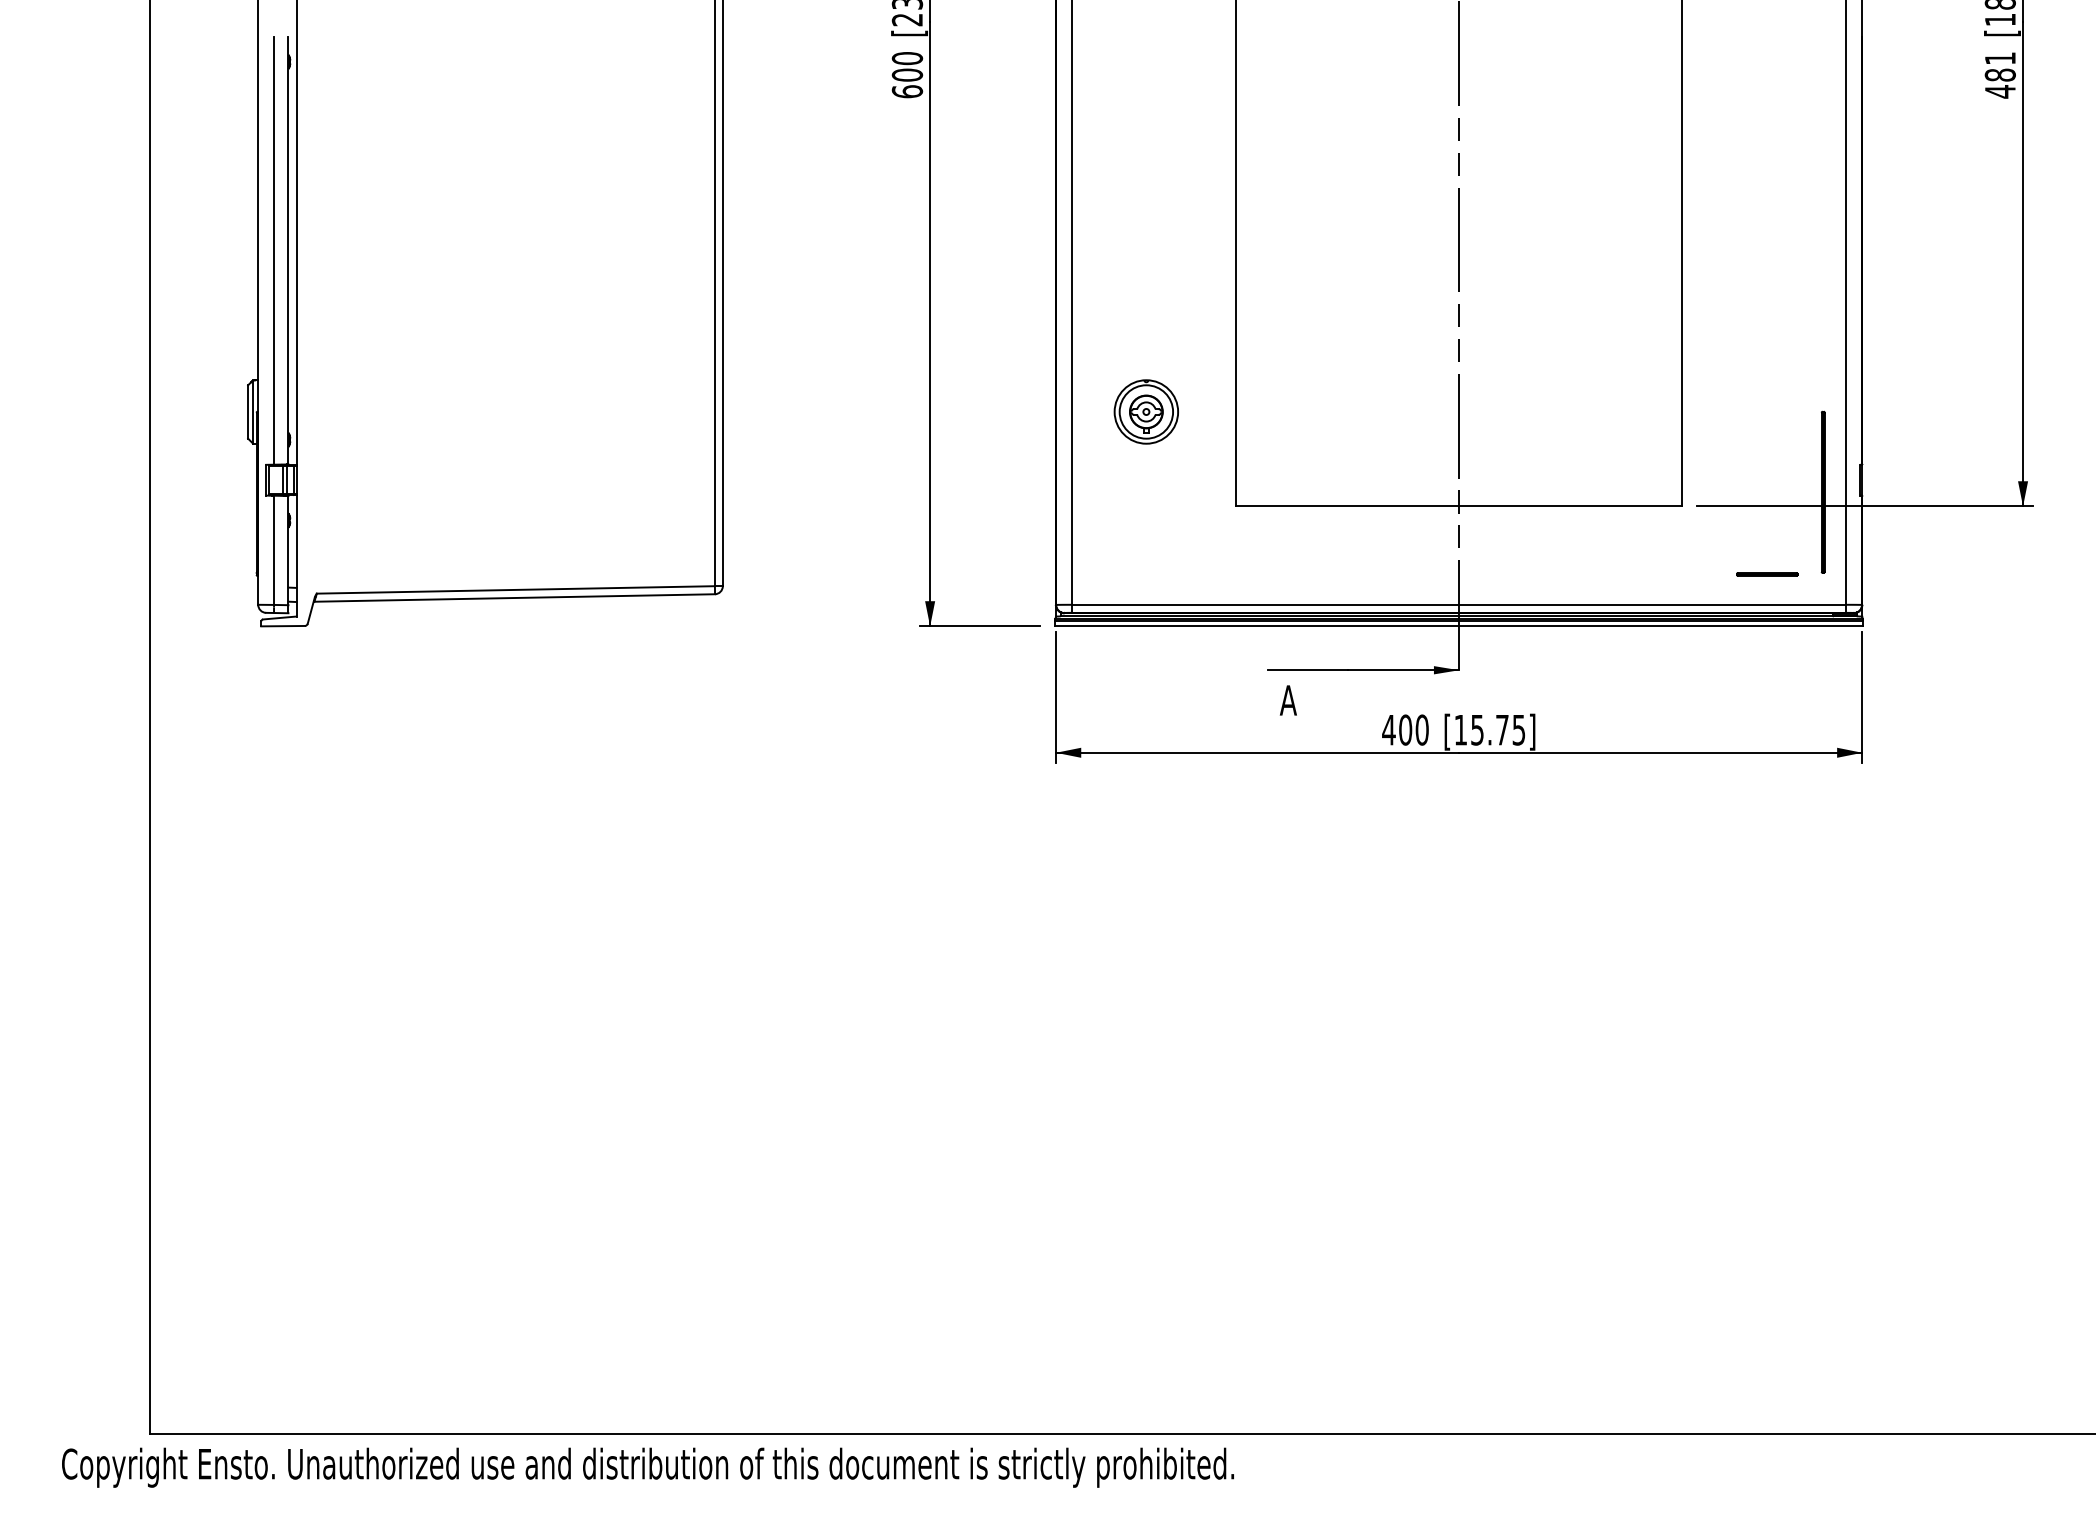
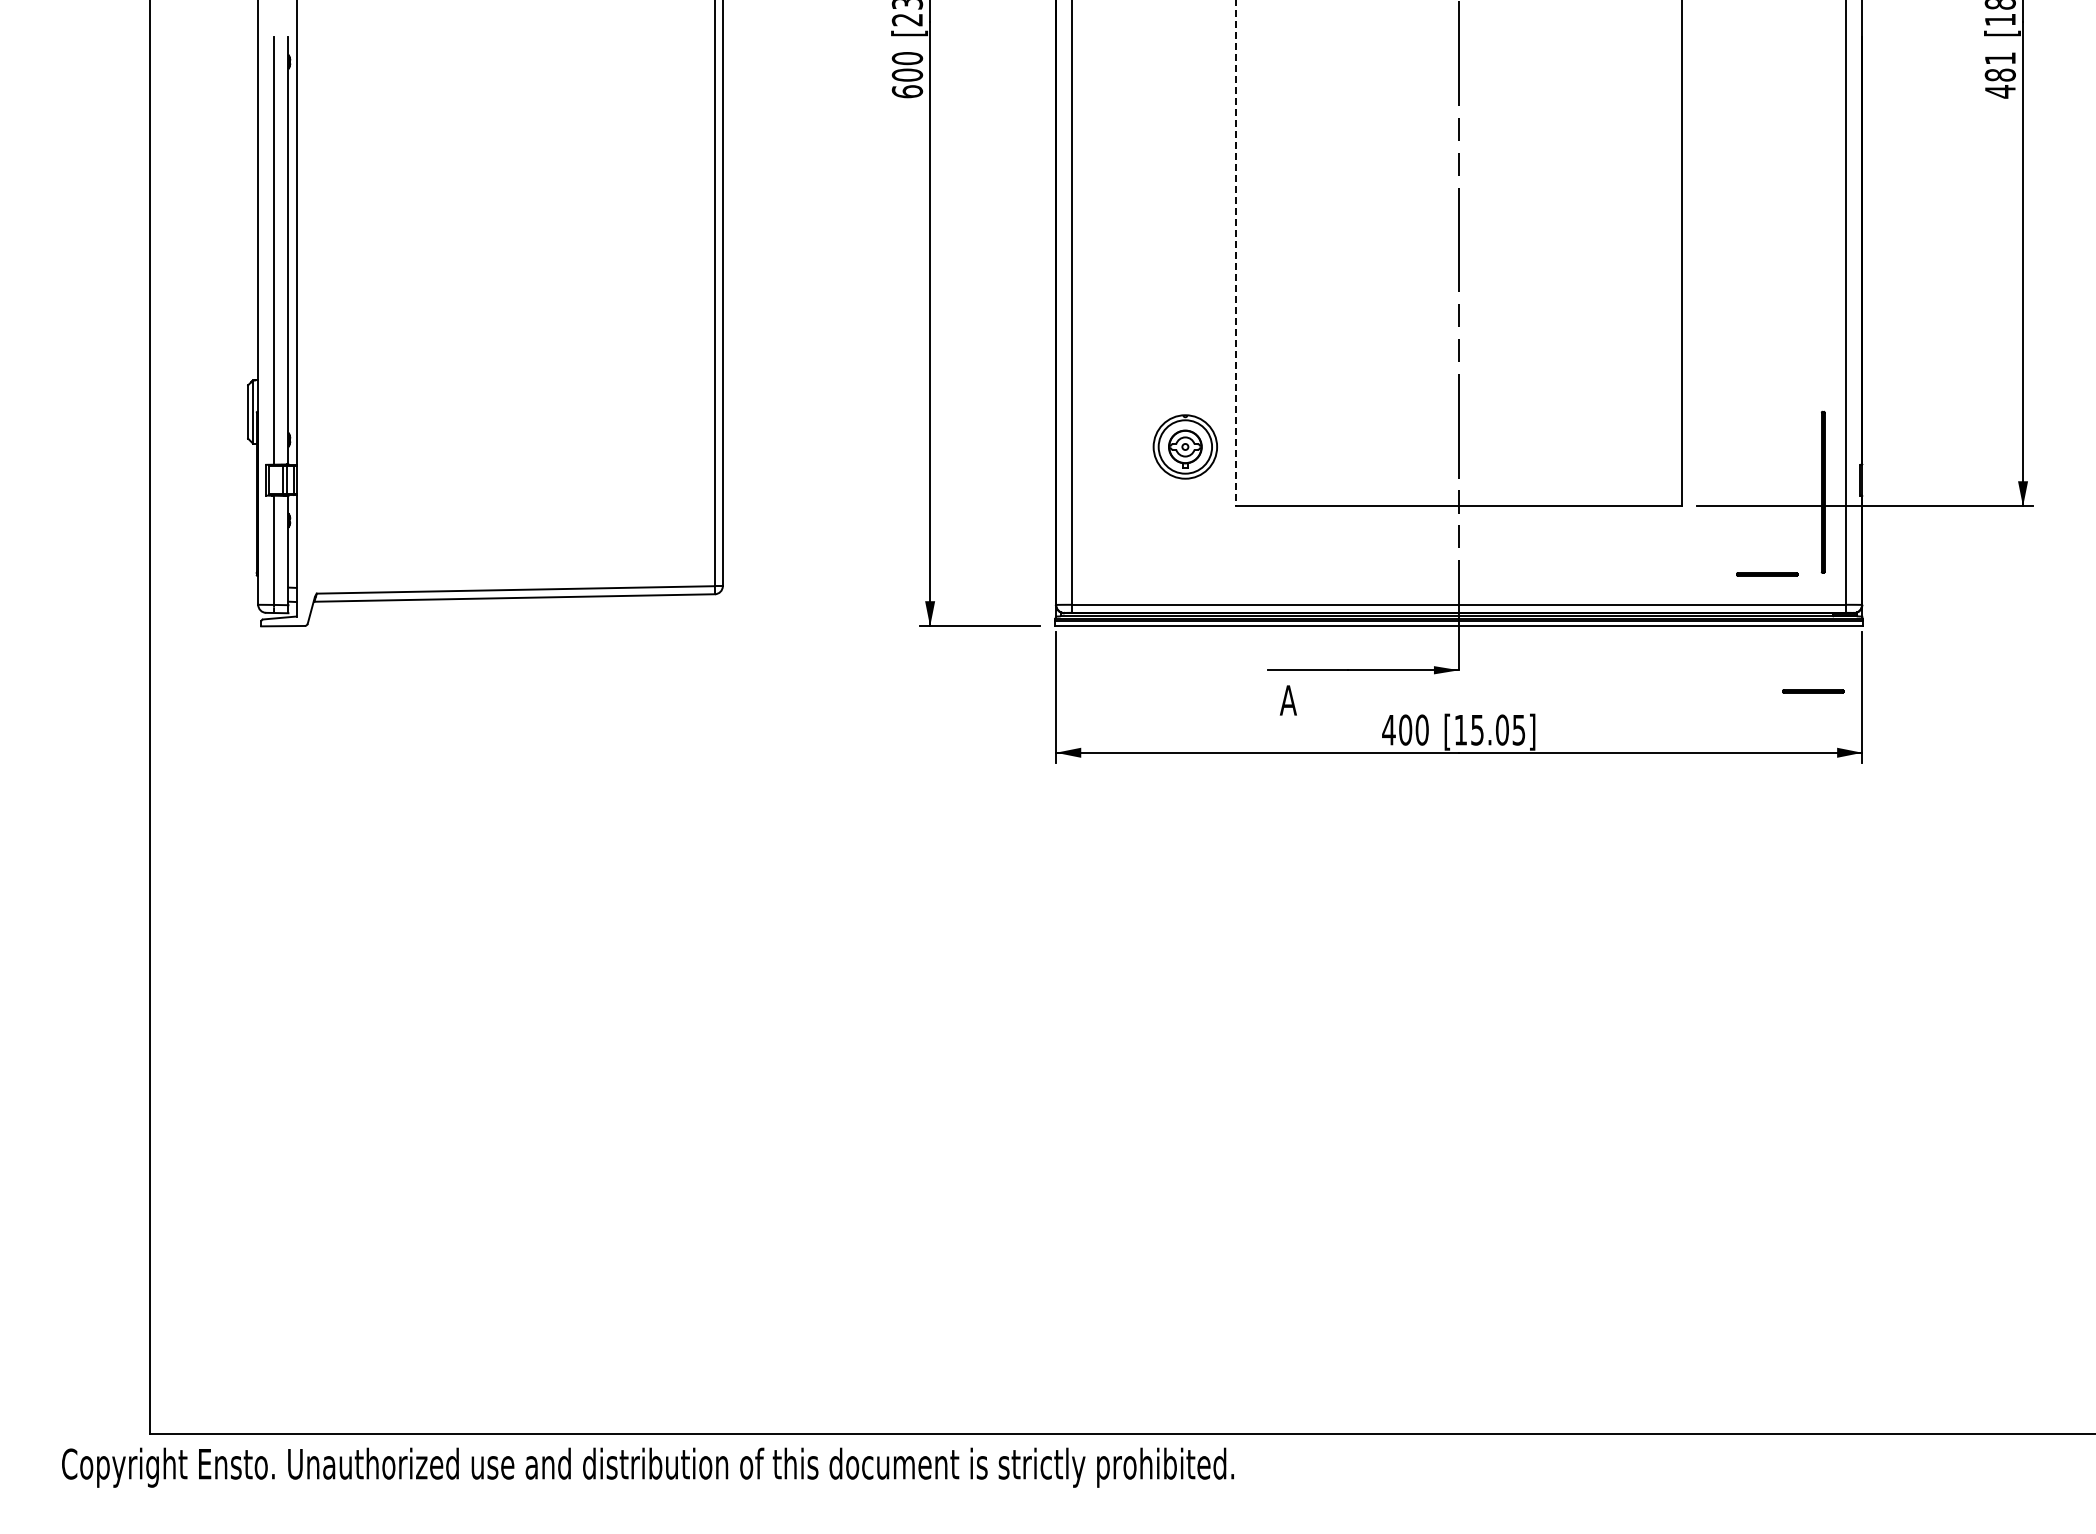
line: solid -> dashed (1236, 253)
part position: (1145, 411) -> (1184, 446) (1184, 446)
line: none -> present (1813, 691)
text: [15.75] -> [15.05] (1502, 729)
